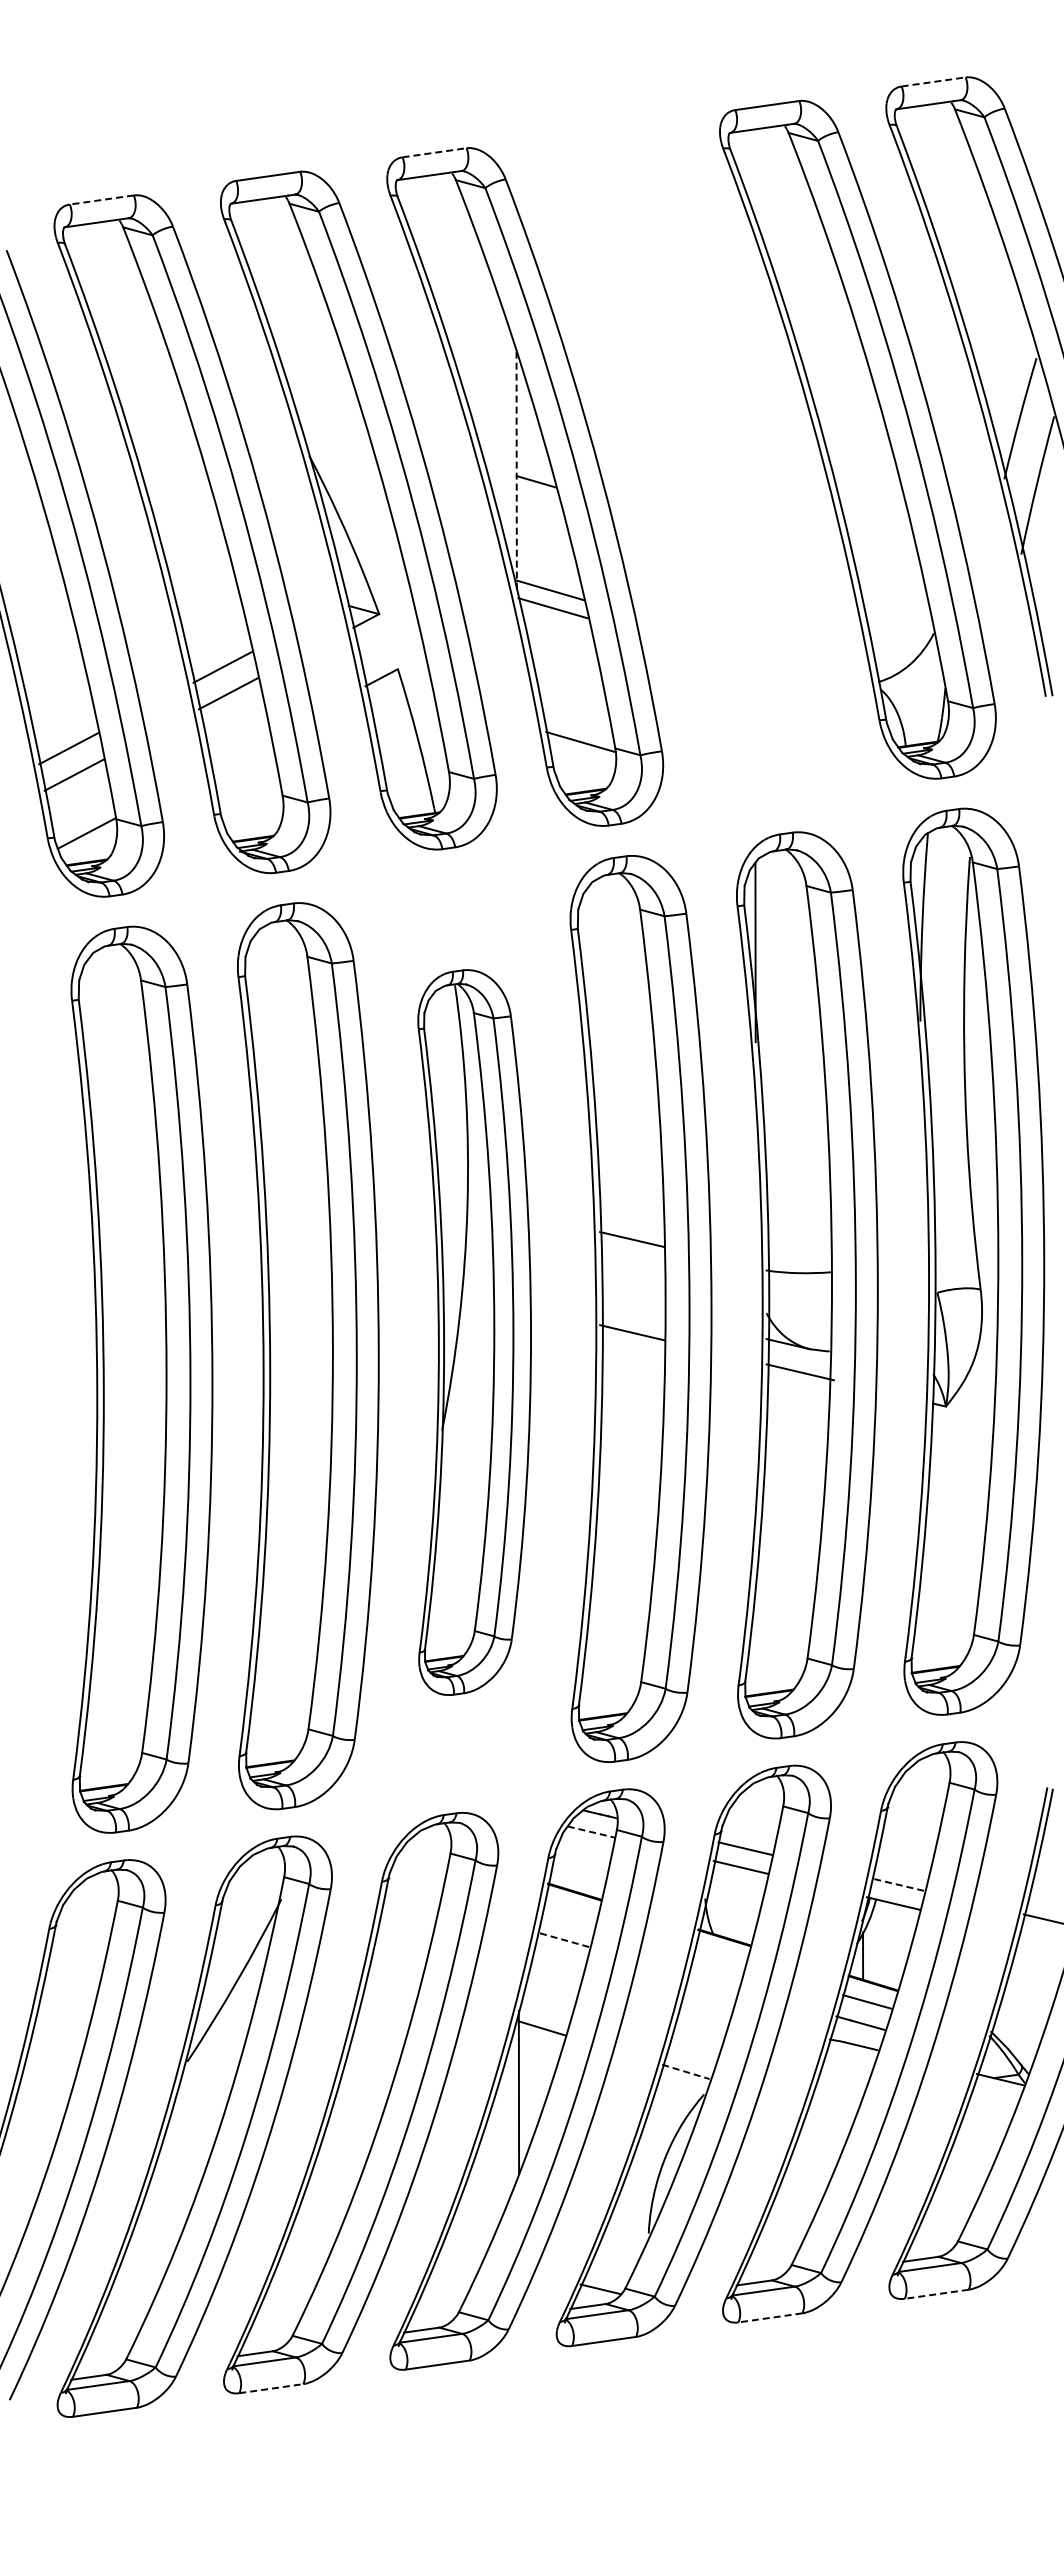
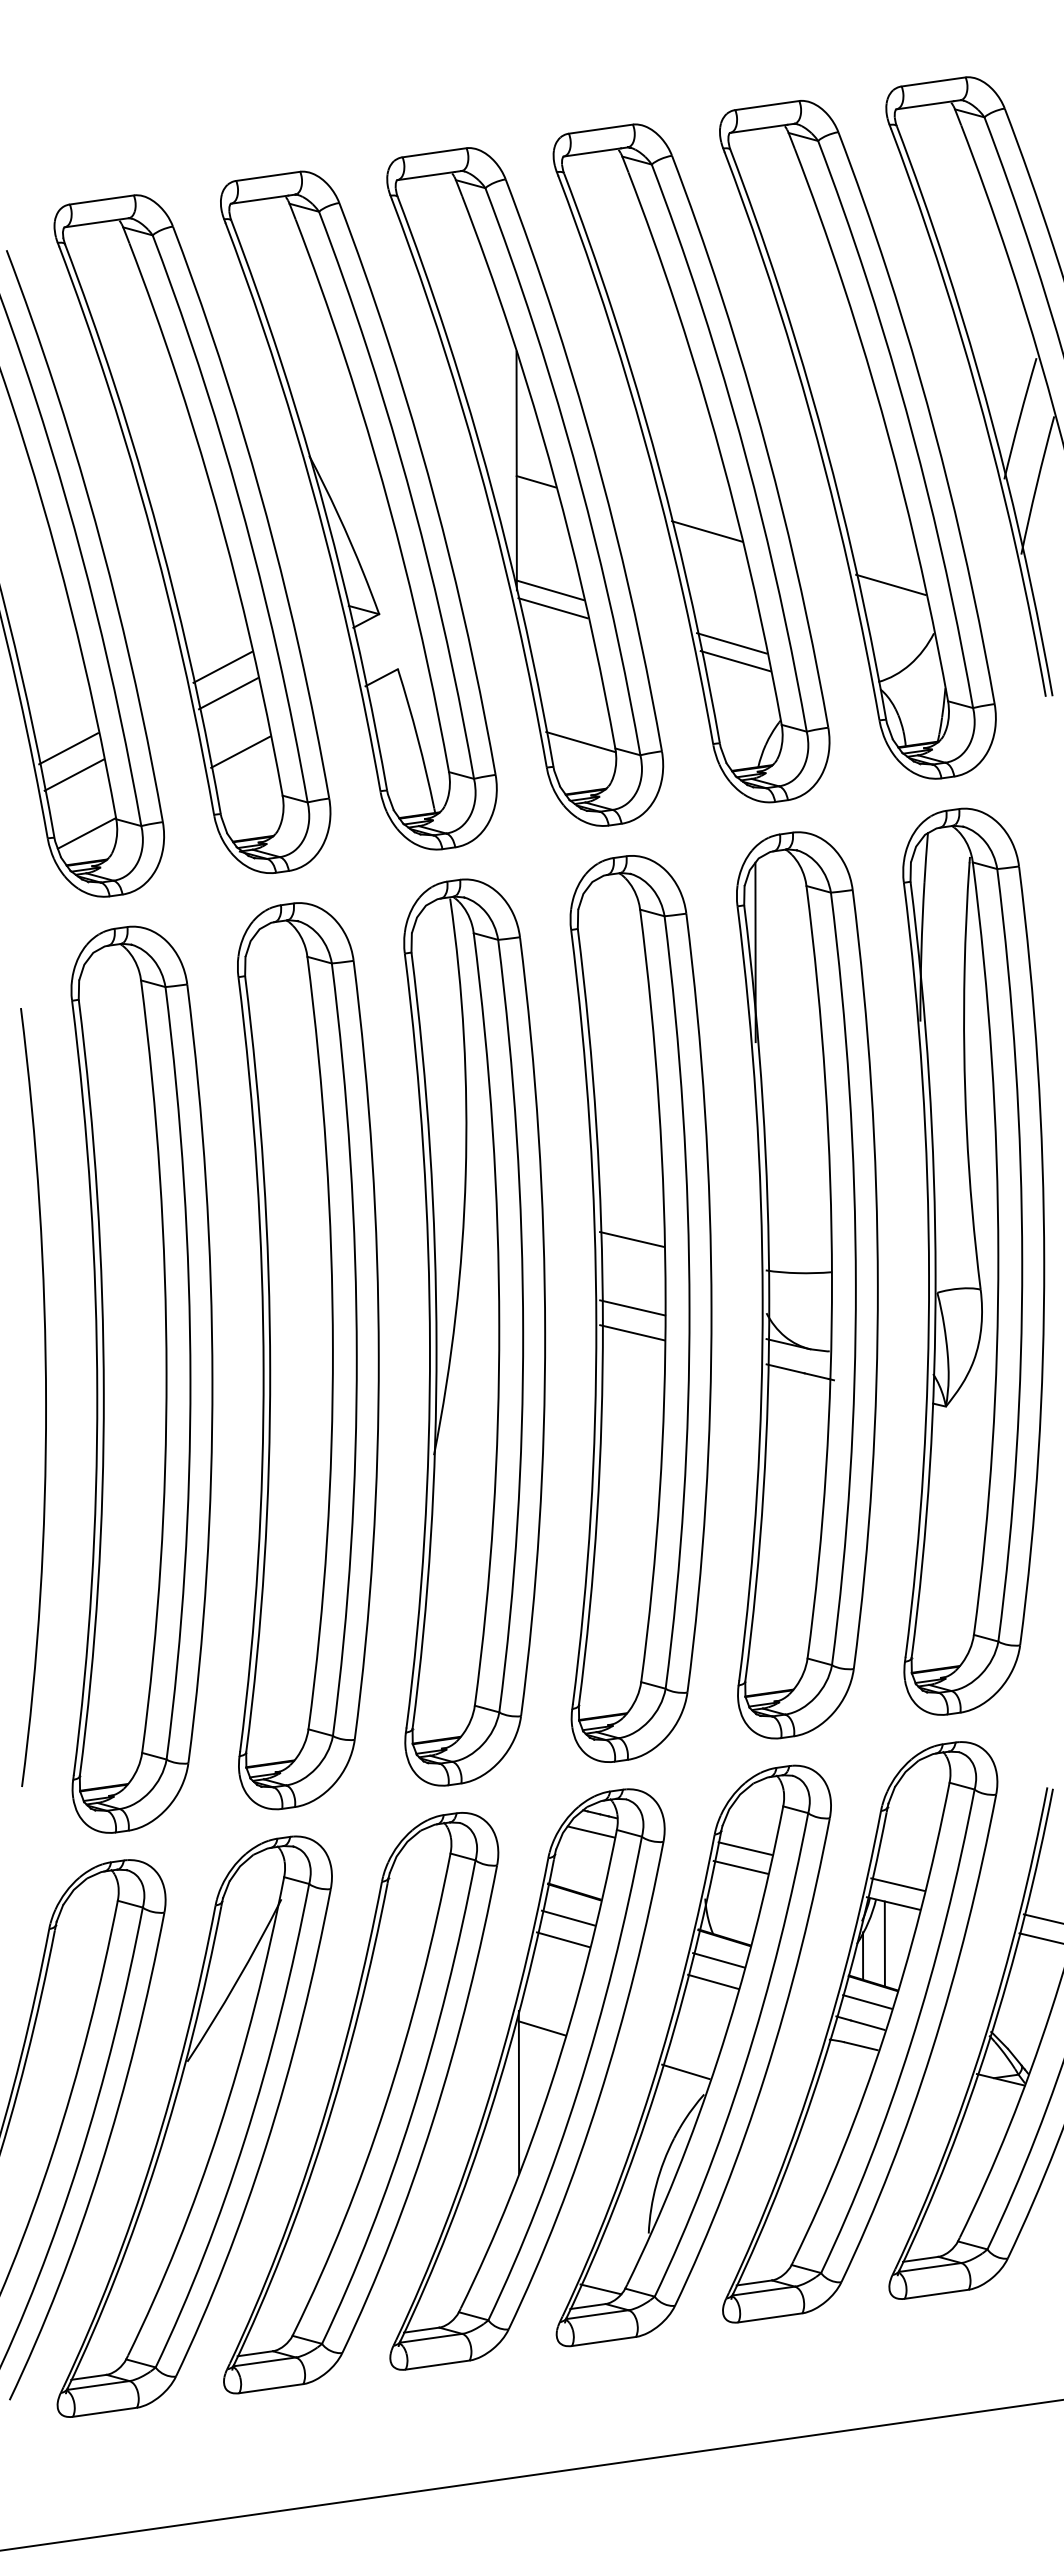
line: dashed -> solid (934, 81)
line: dashed -> solid (435, 152)
line: dashed -> solid (101, 200)
part: none -> present (691, 463)
line: dashed -> solid (516, 471)
line: none -> present (890, 584)
line: none -> present (240, 751)
line: none -> present (632, 1307)
part size: 115x727 px -> 143x909 px (474, 1332)
curve: none -> present (45, 1397)
line: dashed -> solid (591, 1832)
line: dashed -> solid (897, 1884)
line: none -> present (567, 1917)
line: none -> present (1039, 1938)
line: dashed -> solid (562, 1939)
line: none -> present (884, 1943)
line: none -> present (718, 1960)
line: none -> present (713, 1981)
line: dashed -> solid (685, 2071)
line: dashed -> solid (936, 2294)
line: dashed -> solid (769, 2317)
line: dashed -> solid (271, 2388)
line: none -> present (531, 2475)
